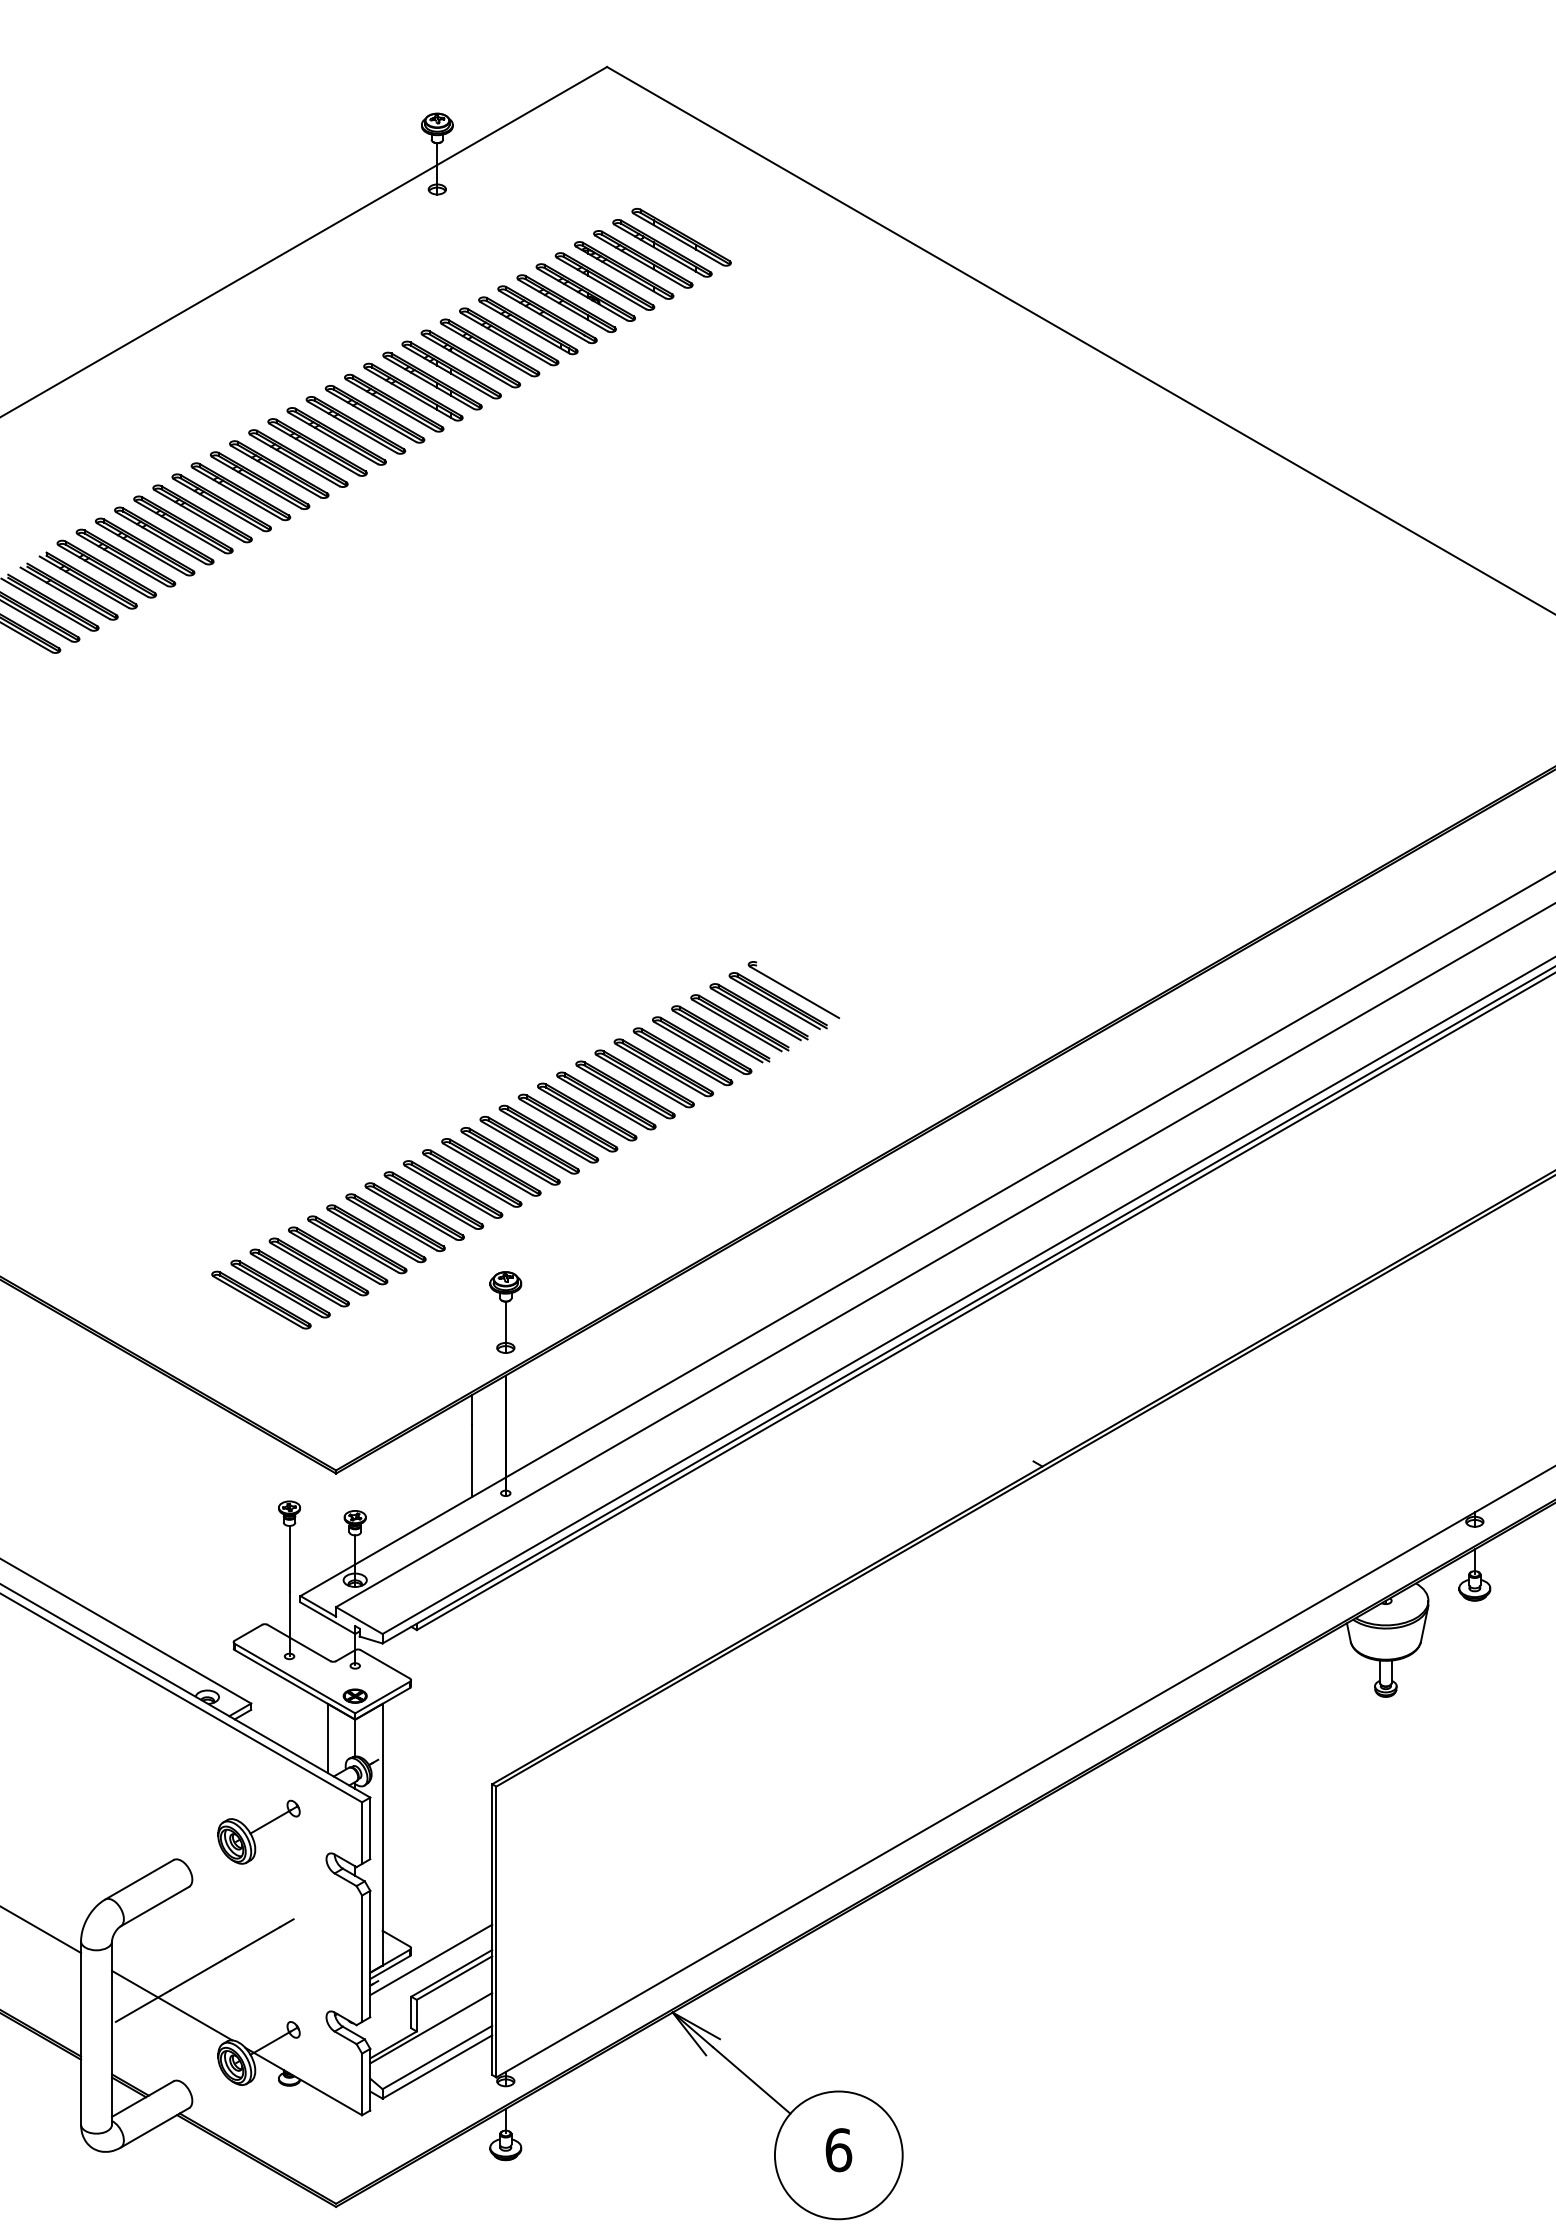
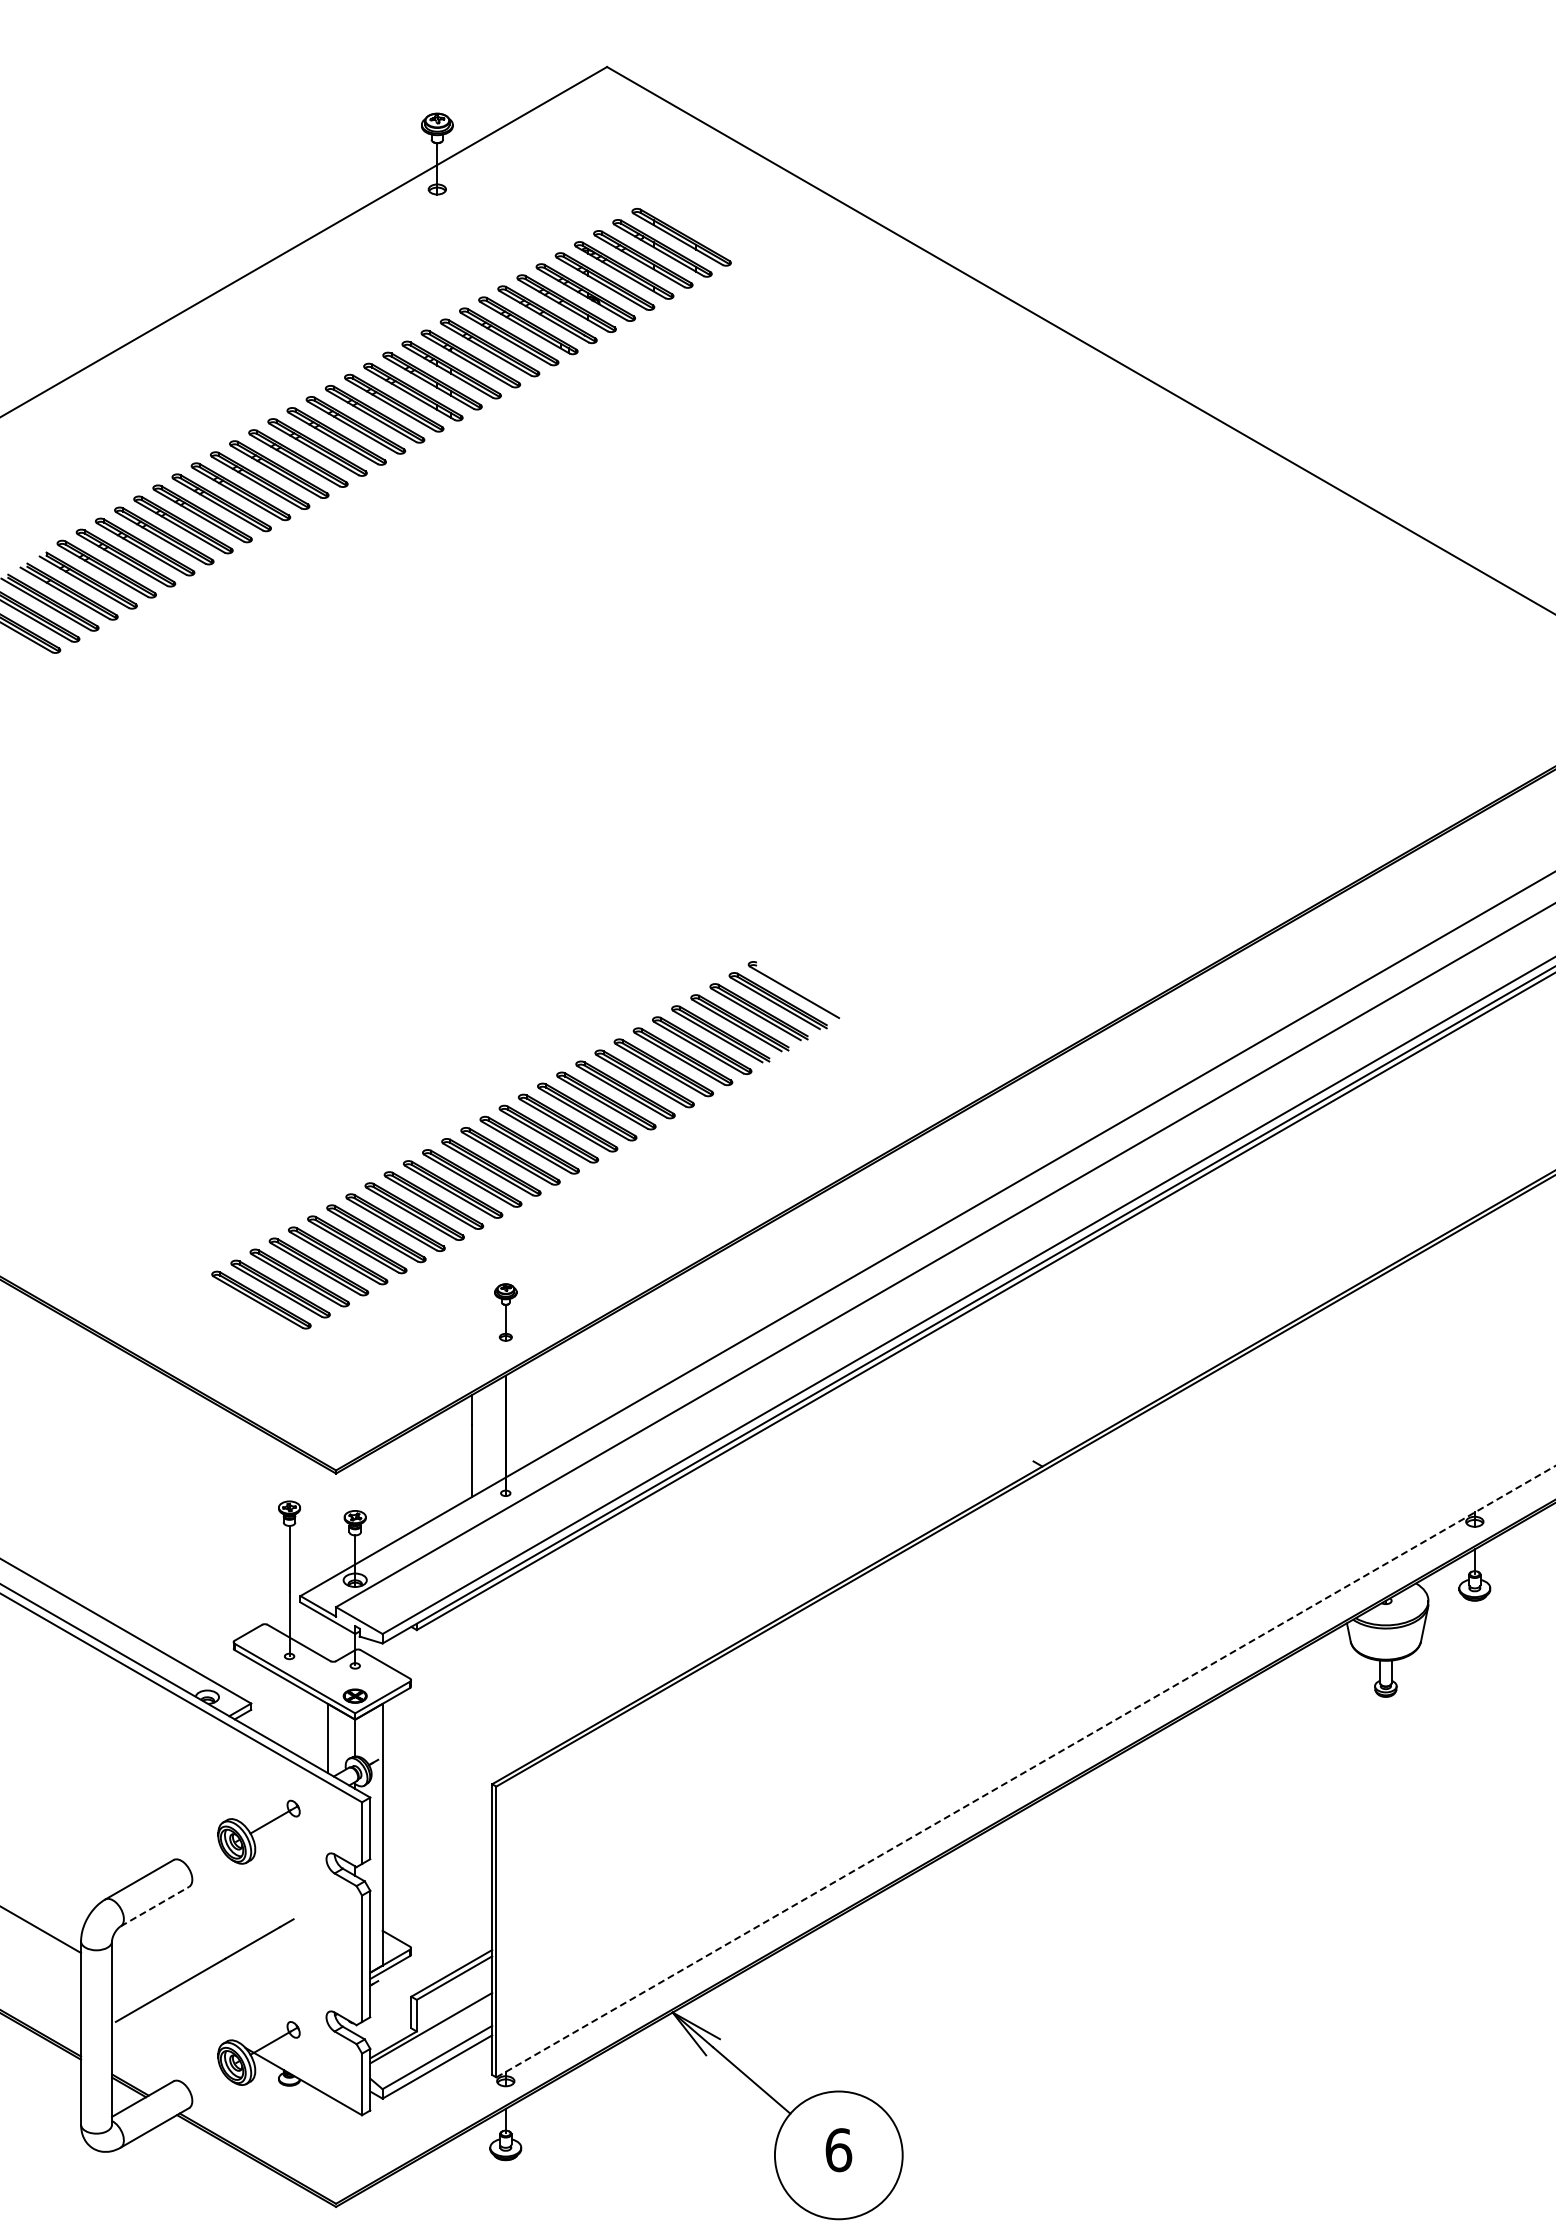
part size: 34x83 px -> 24x59 px (505, 1312)
line: solid -> dashed (1026, 1771)
line: solid -> dashed (154, 1906)
line: present -> none (431, 1959)
line: present -> none (172, 2005)
